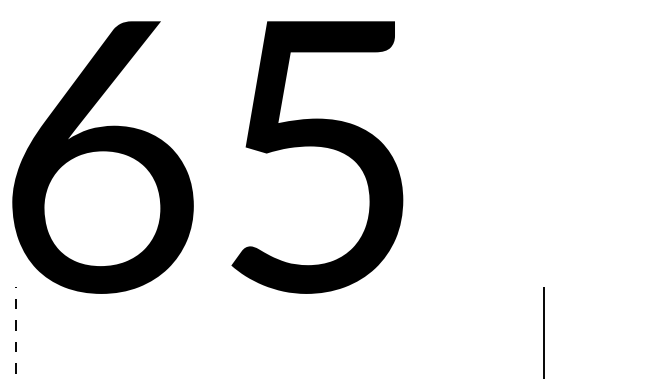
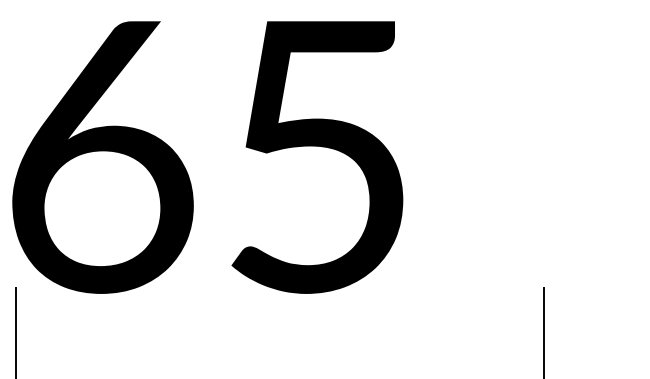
line: dashed -> solid (16, 332)
